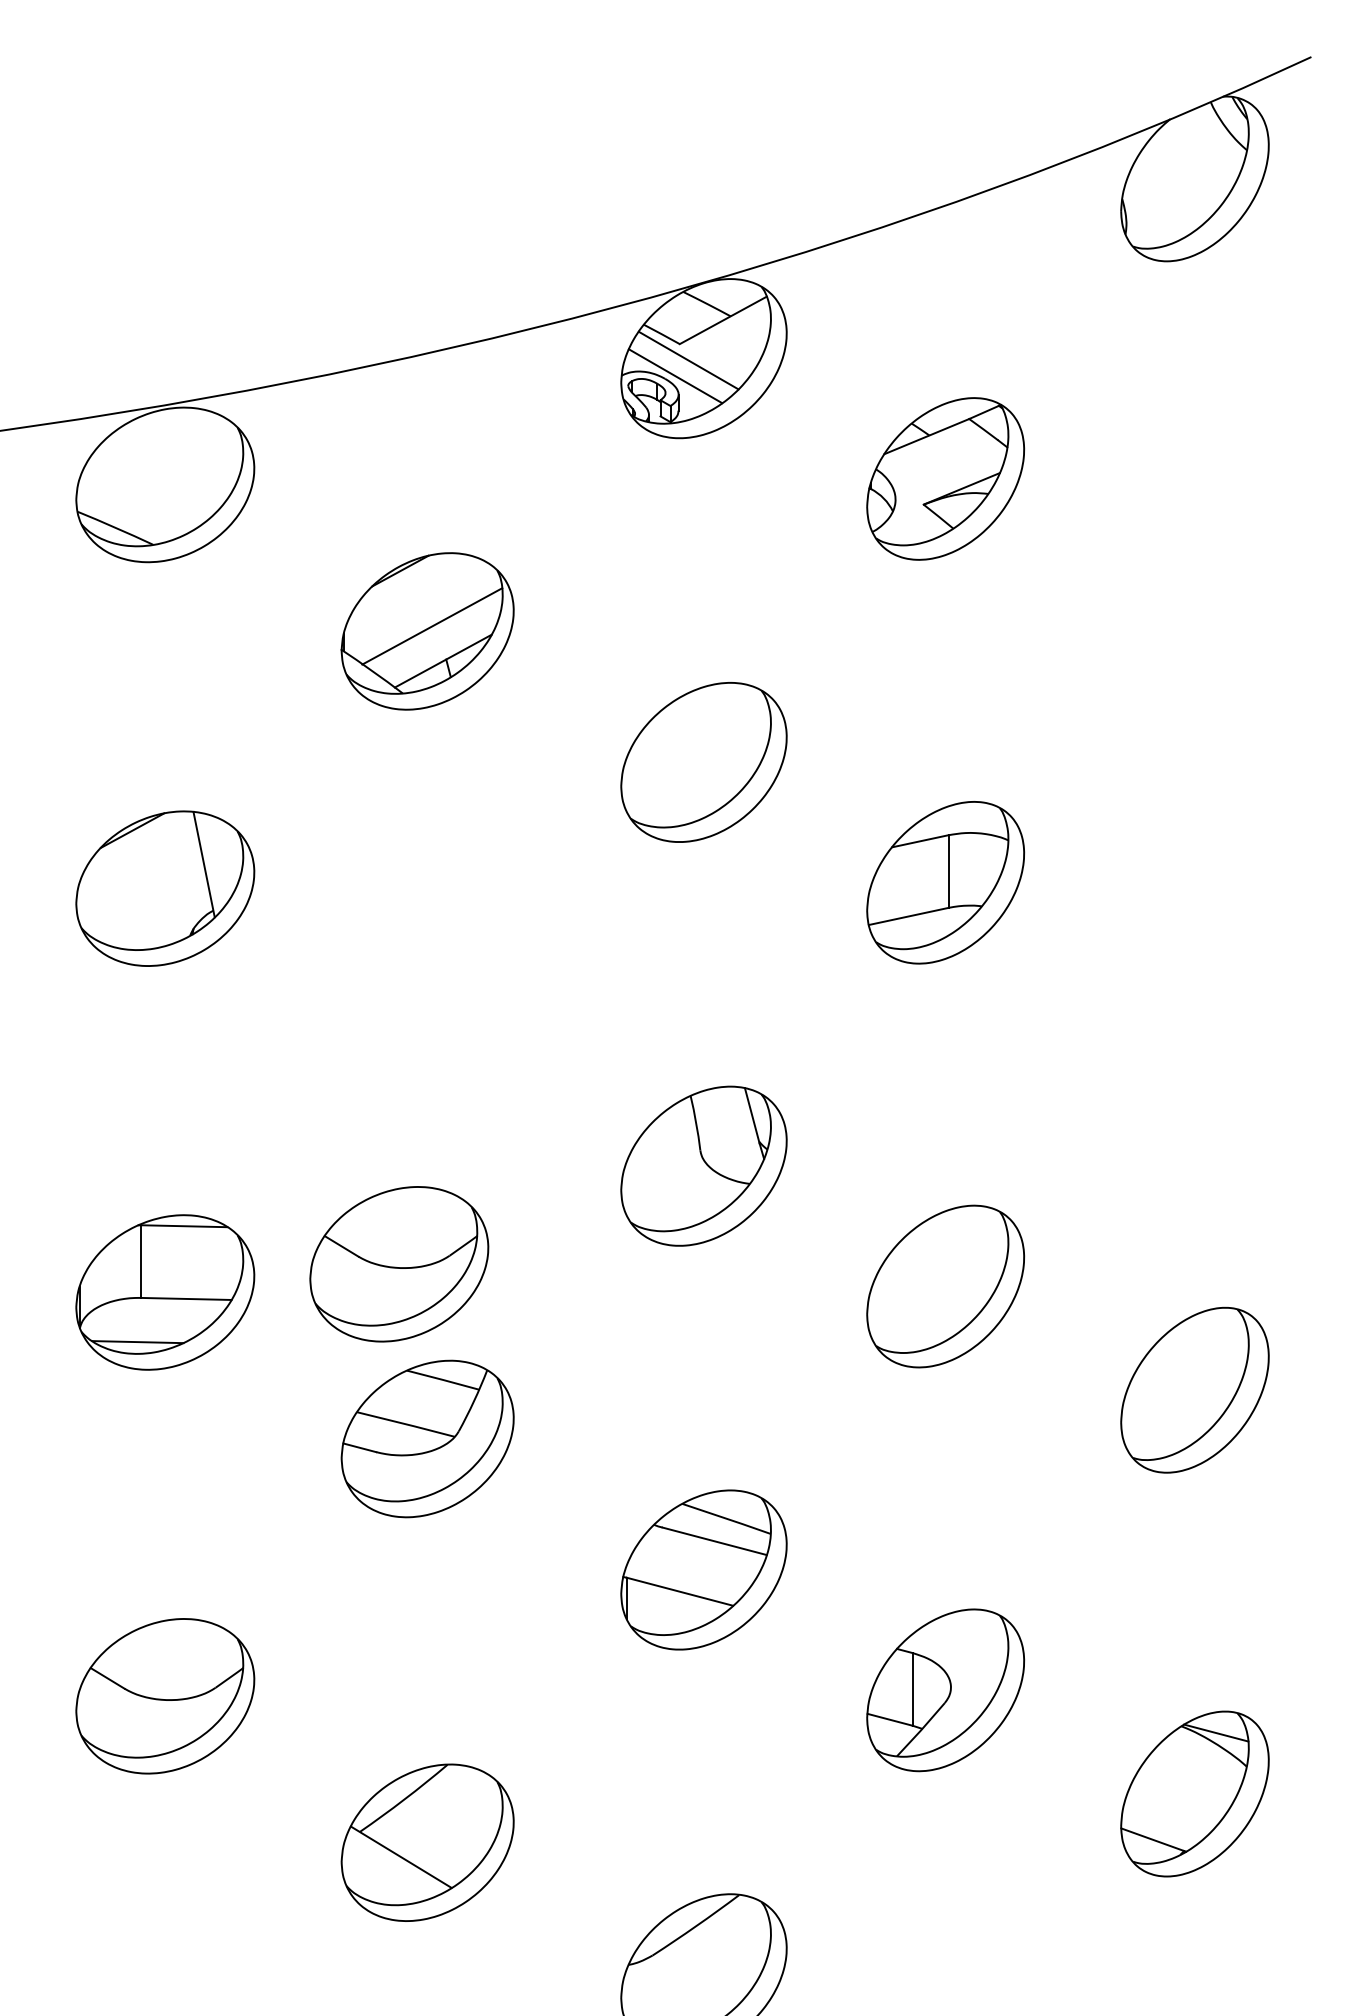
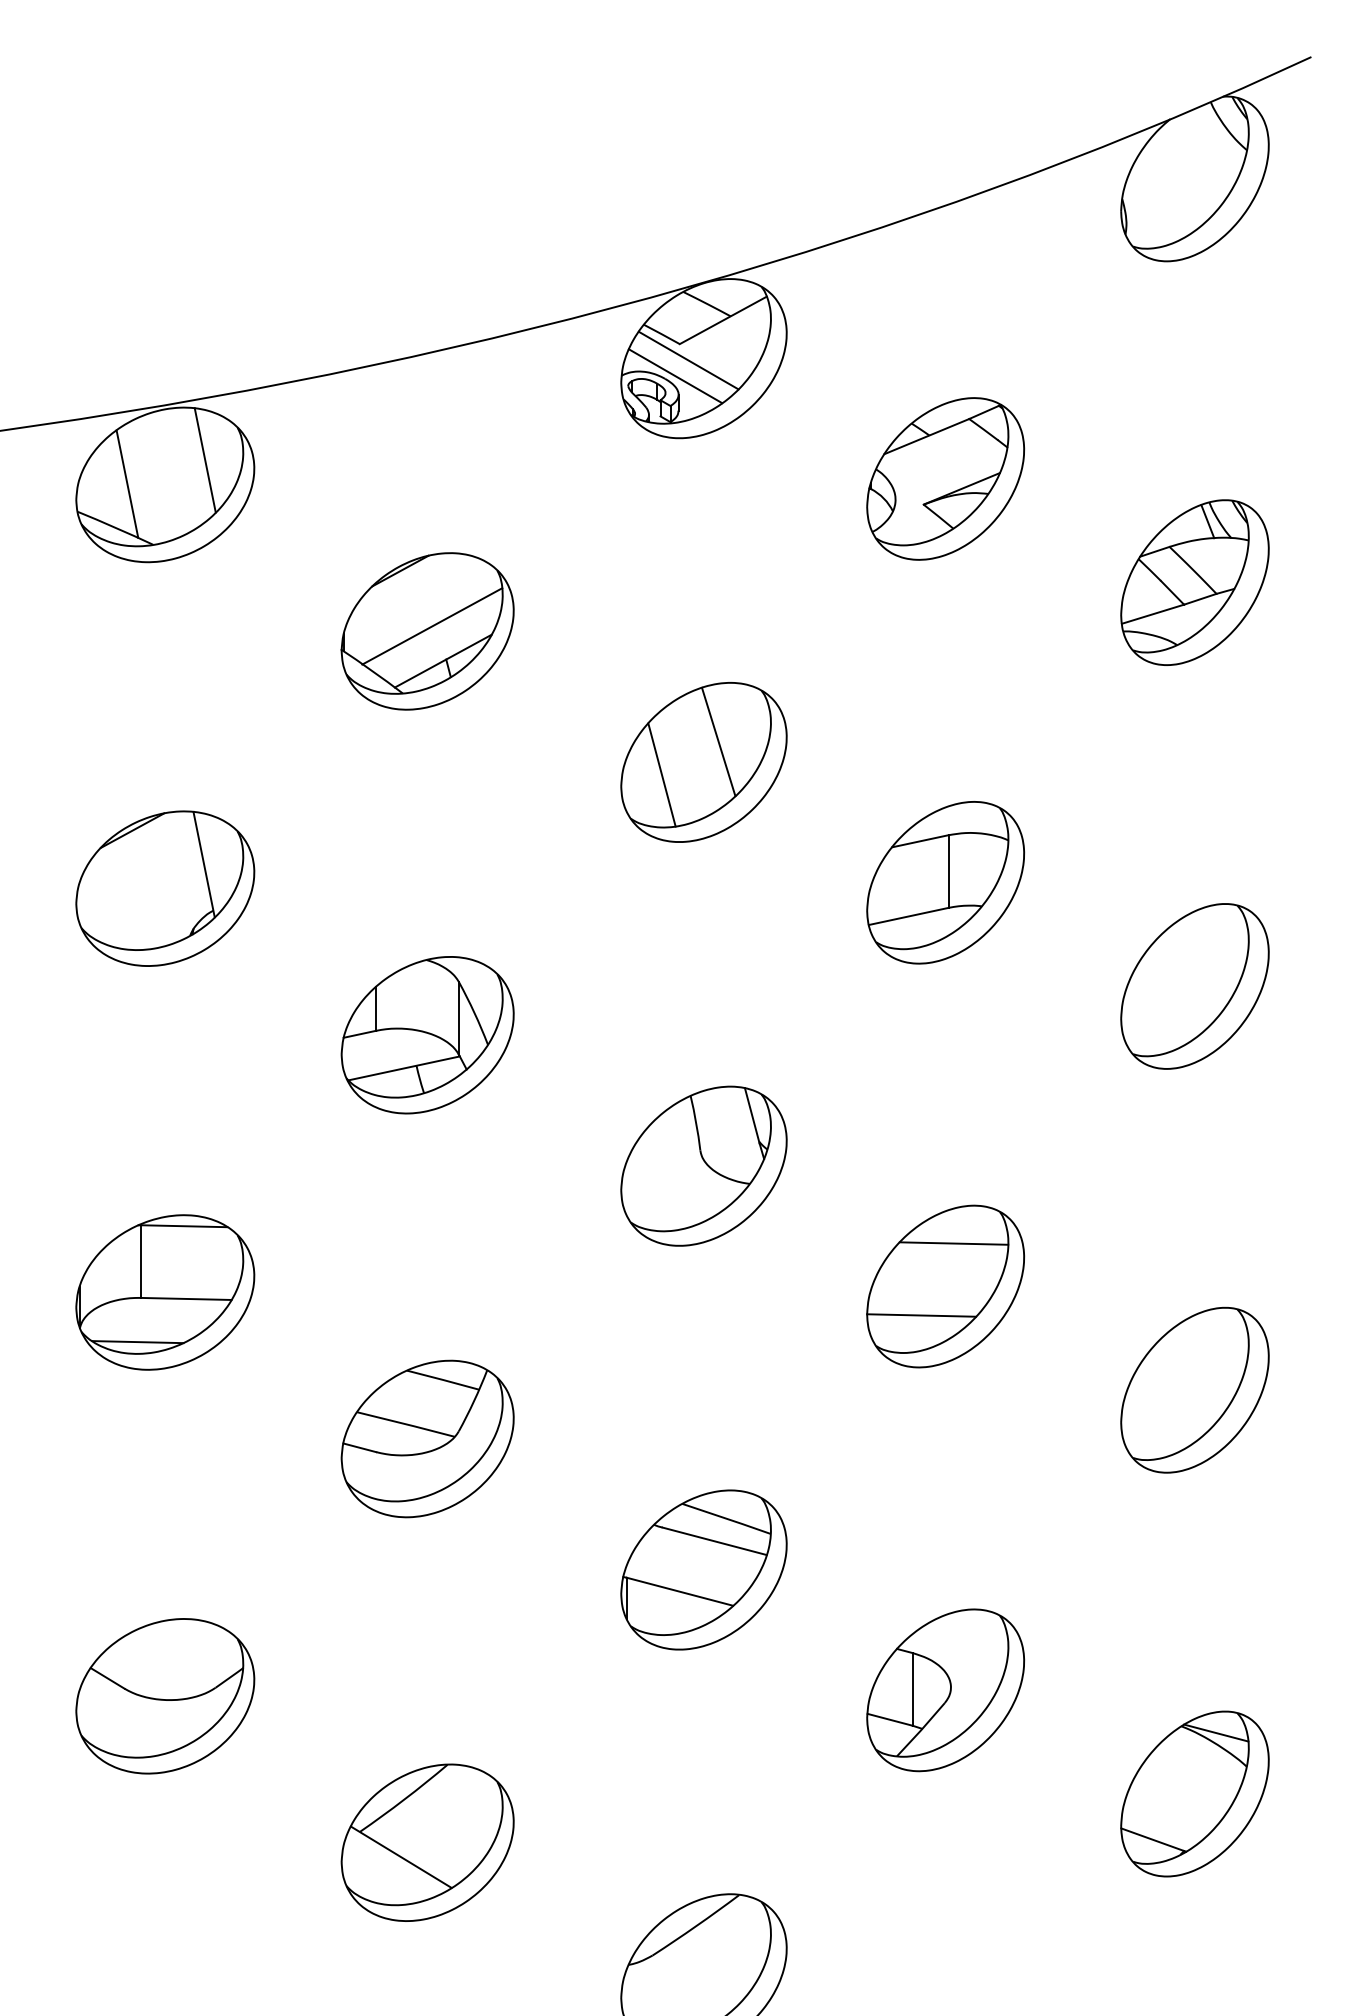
line: none -> present (204, 460)
line: none -> present (127, 483)
part: none -> present (1194, 582)
line: none -> present (718, 741)
line: none -> present (661, 774)
part: none -> present (1194, 986)
part: none -> present (427, 1035)
line: none -> present (953, 1243)
part: present -> none (399, 1264)
line: none -> present (921, 1315)
